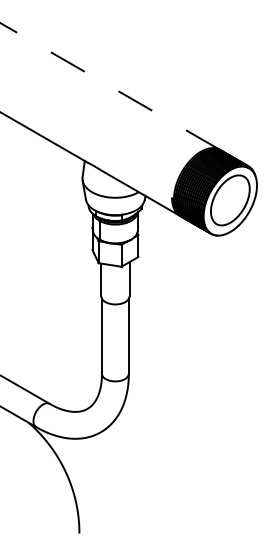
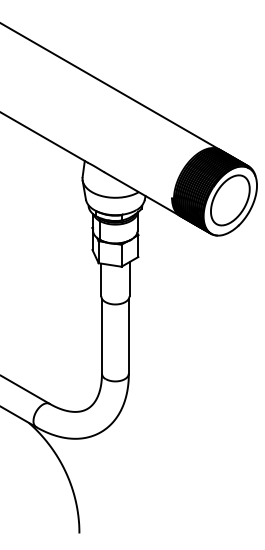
line: dashed -> solid (110, 86)
